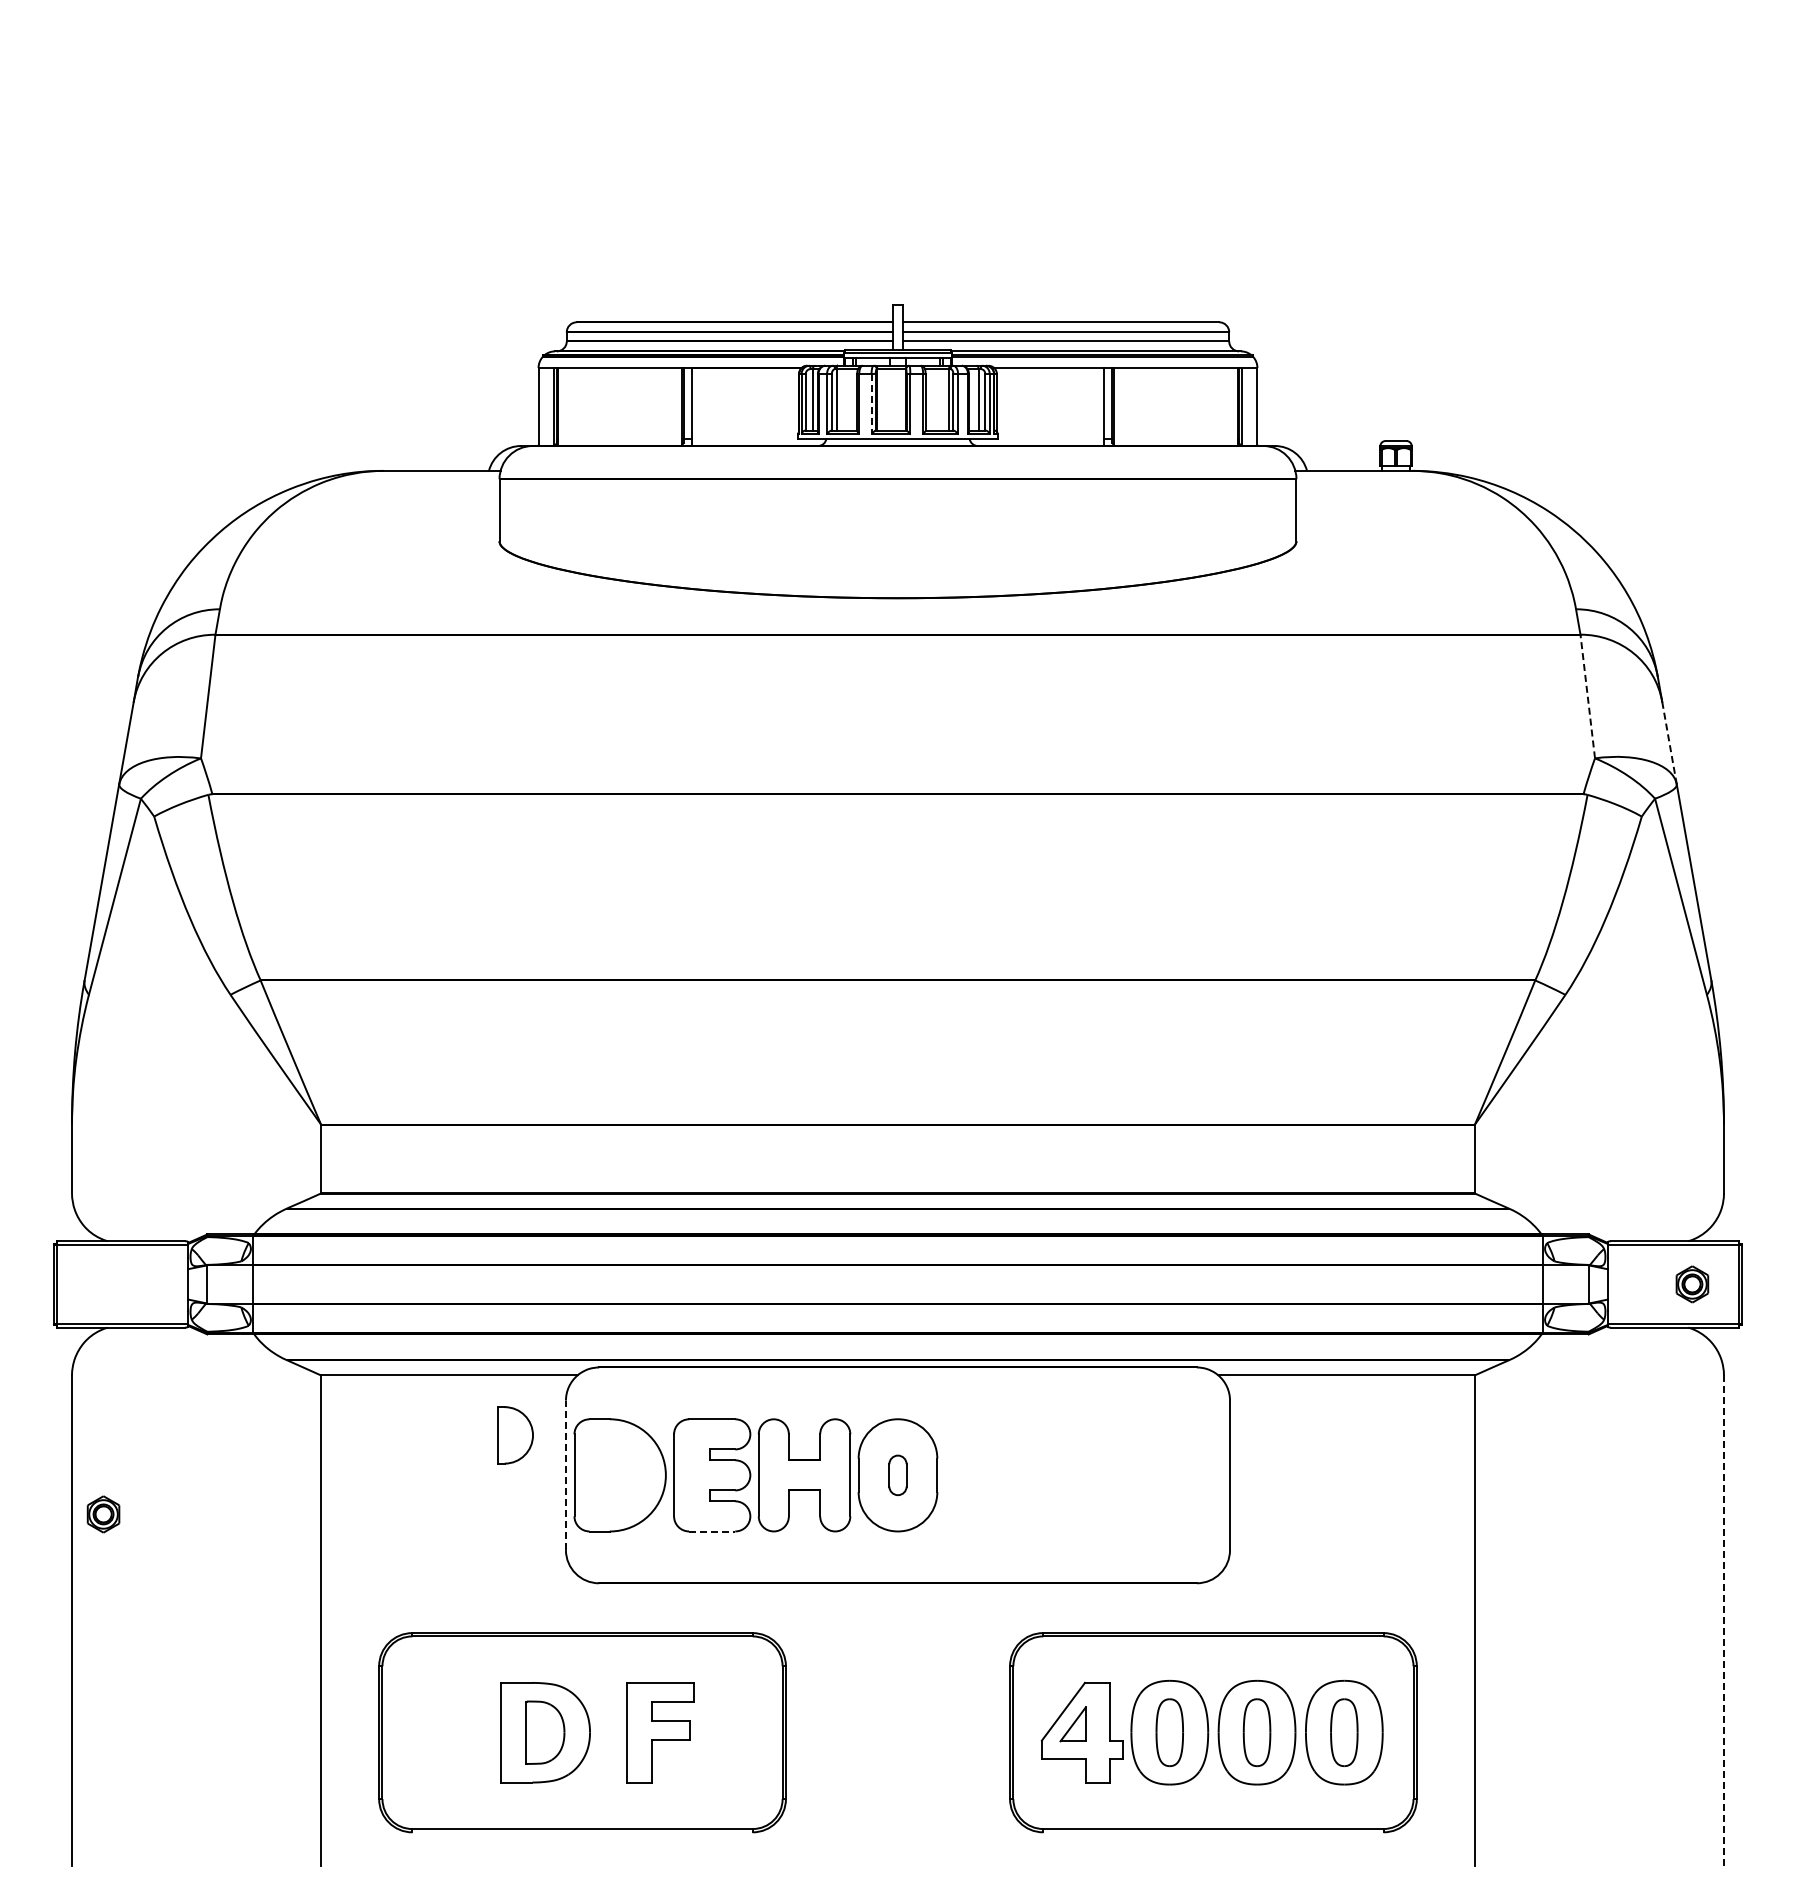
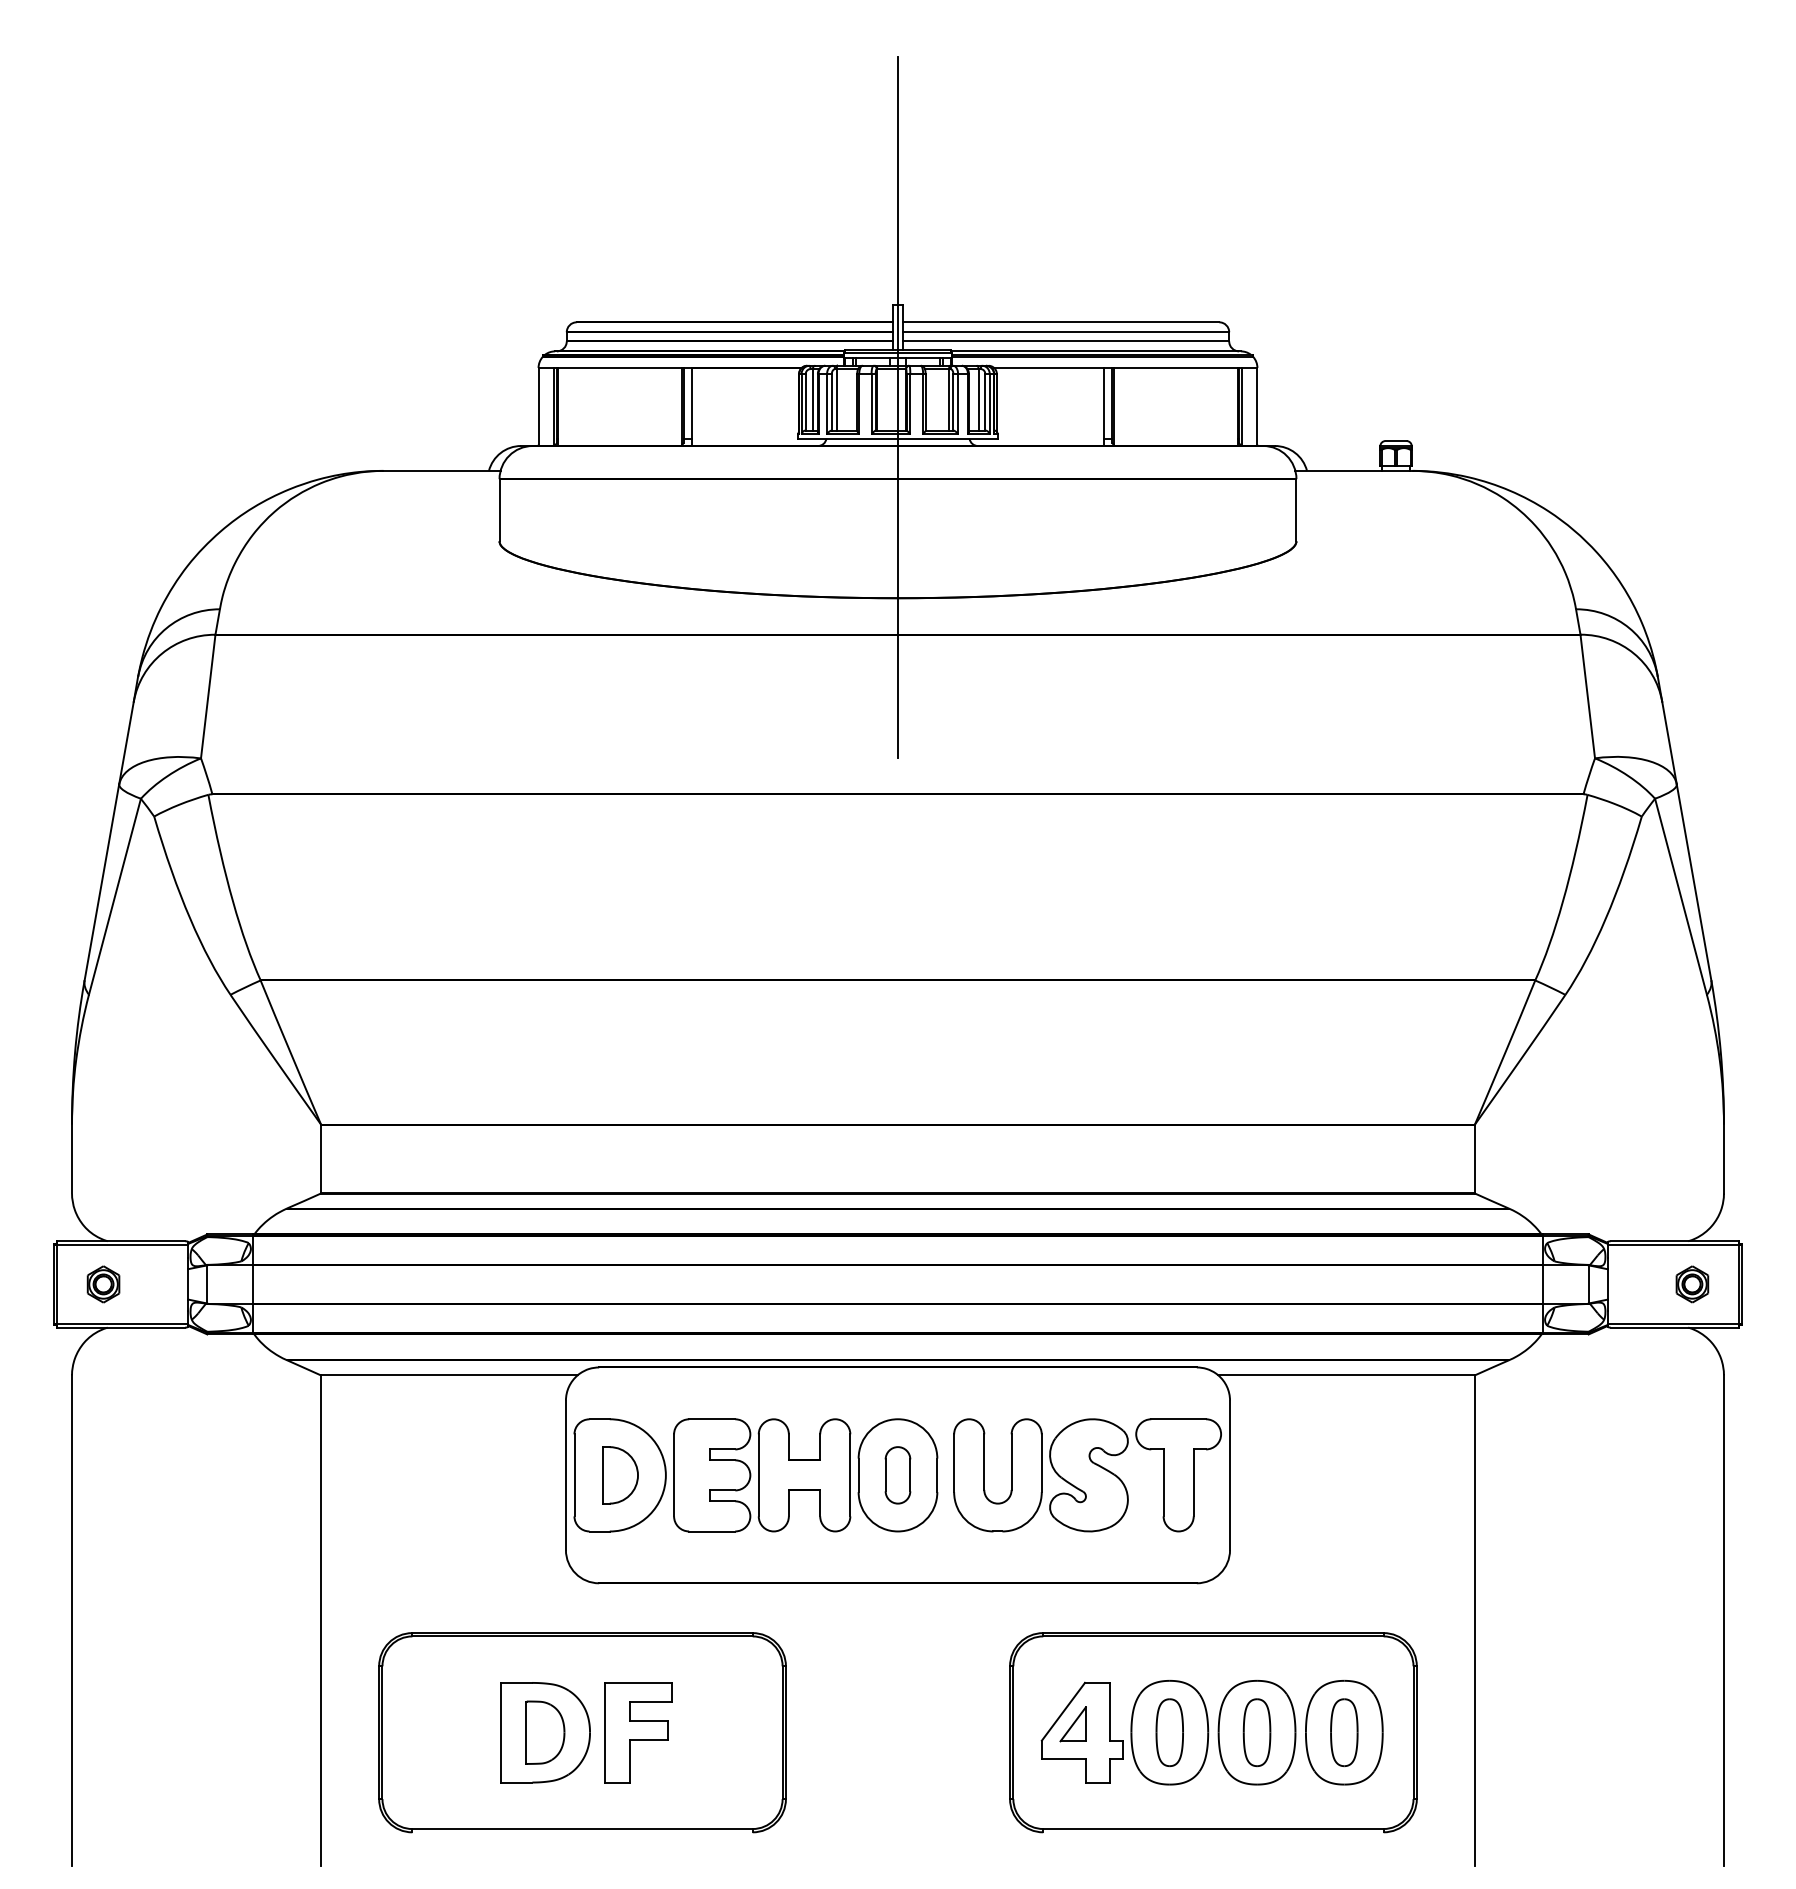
line: dashed -> solid (871, 403)
line: none -> present (897, 407)
line: dashed -> solid (1587, 696)
line: dashed -> solid (1669, 743)
part position: (515, 1435) -> (620, 1475) (620, 1475)
part size: 20x42 px -> 28x59 px (897, 1475)
line: dashed -> solid (565, 1475)
part: none -> present (1087, 1475)
part position: (103, 1514) -> (103, 1284) (103, 1284)
line: dashed -> solid (712, 1531)
line: dashed -> solid (1723, 1620)
part position: (660, 1732) -> (638, 1732) (638, 1732)
